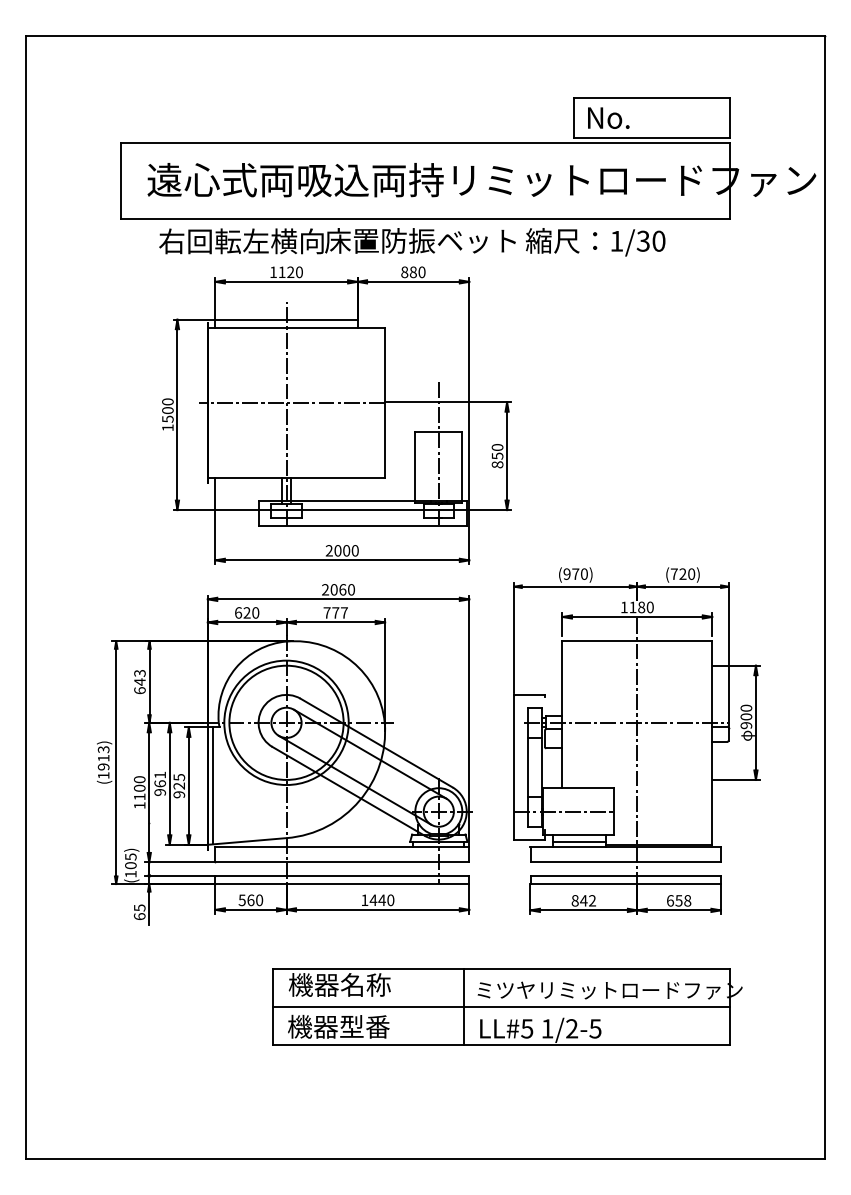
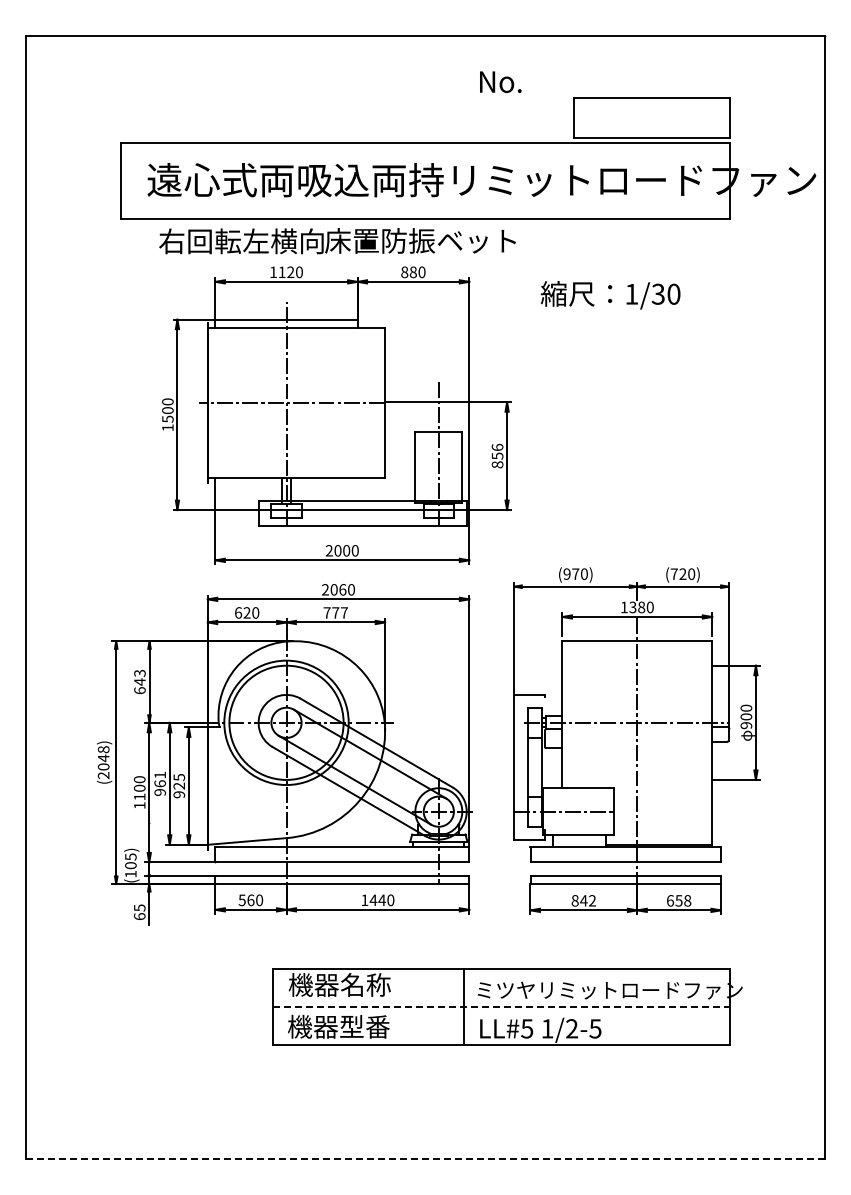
text position: (608, 117) -> (500, 81) (500, 81)
text position: (595, 242) -> (610, 295) (610, 295)
text: 850 -> 856 (497, 446)
text: 1180 -> 1380 (632, 607)
text: (1913) -> (2048) (103, 762)
line: present -> none (212, 785)
line: present -> none (579, 841)
line: solid -> dashed (502, 1006)
line: solid -> dashed (425, 1159)
